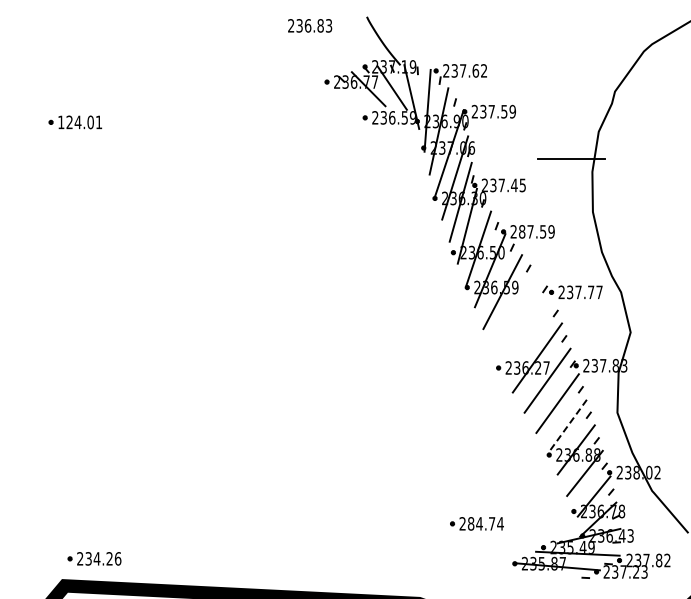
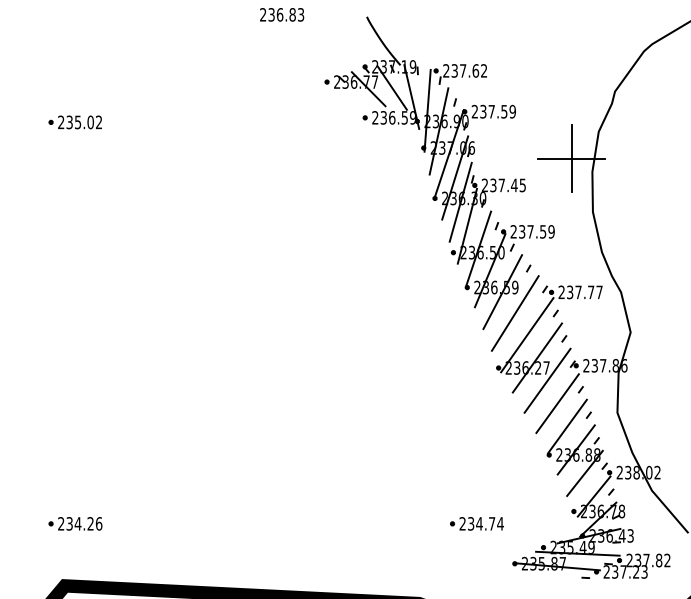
text position: (310, 25) -> (282, 14) (282, 14)
text: 124.01 -> 235.02 (80, 122)
line: none -> present (571, 158)
text: 287.59 -> 237.59 (522, 231)
line: none -> present (514, 313)
line: none -> present (527, 335)
text: 237.83 -> 237.86 (624, 365)
line: dashed -> solid (567, 426)
text: 284.74 -> 234.74 (471, 523)
part position: (94, 558) -> (75, 523) (75, 523)
